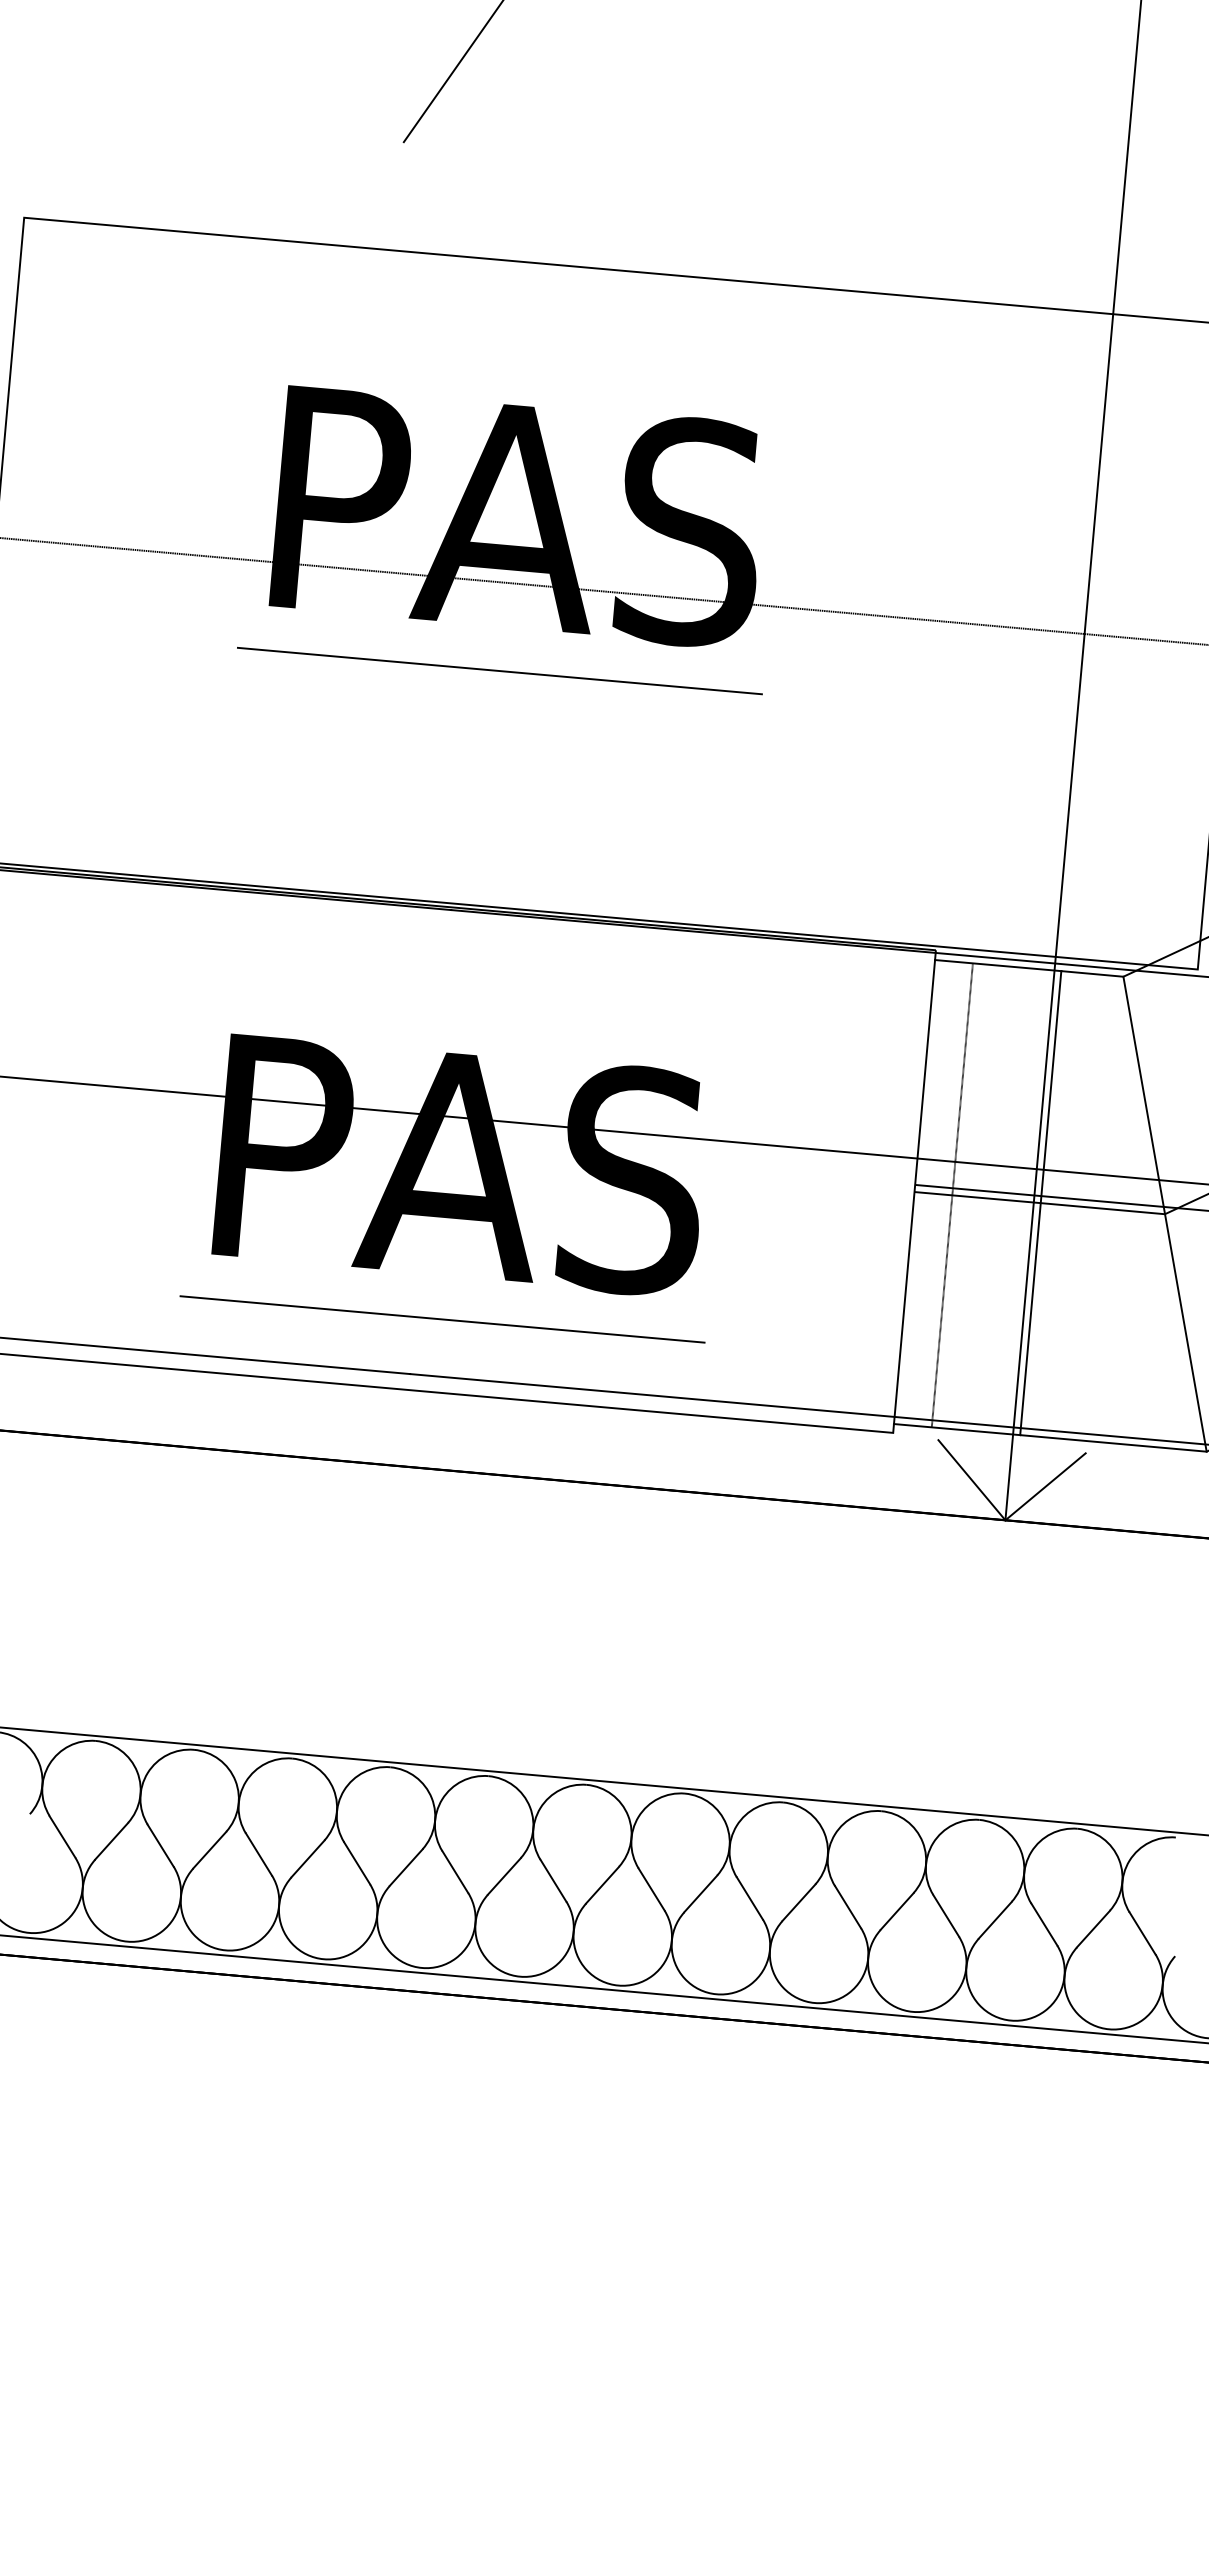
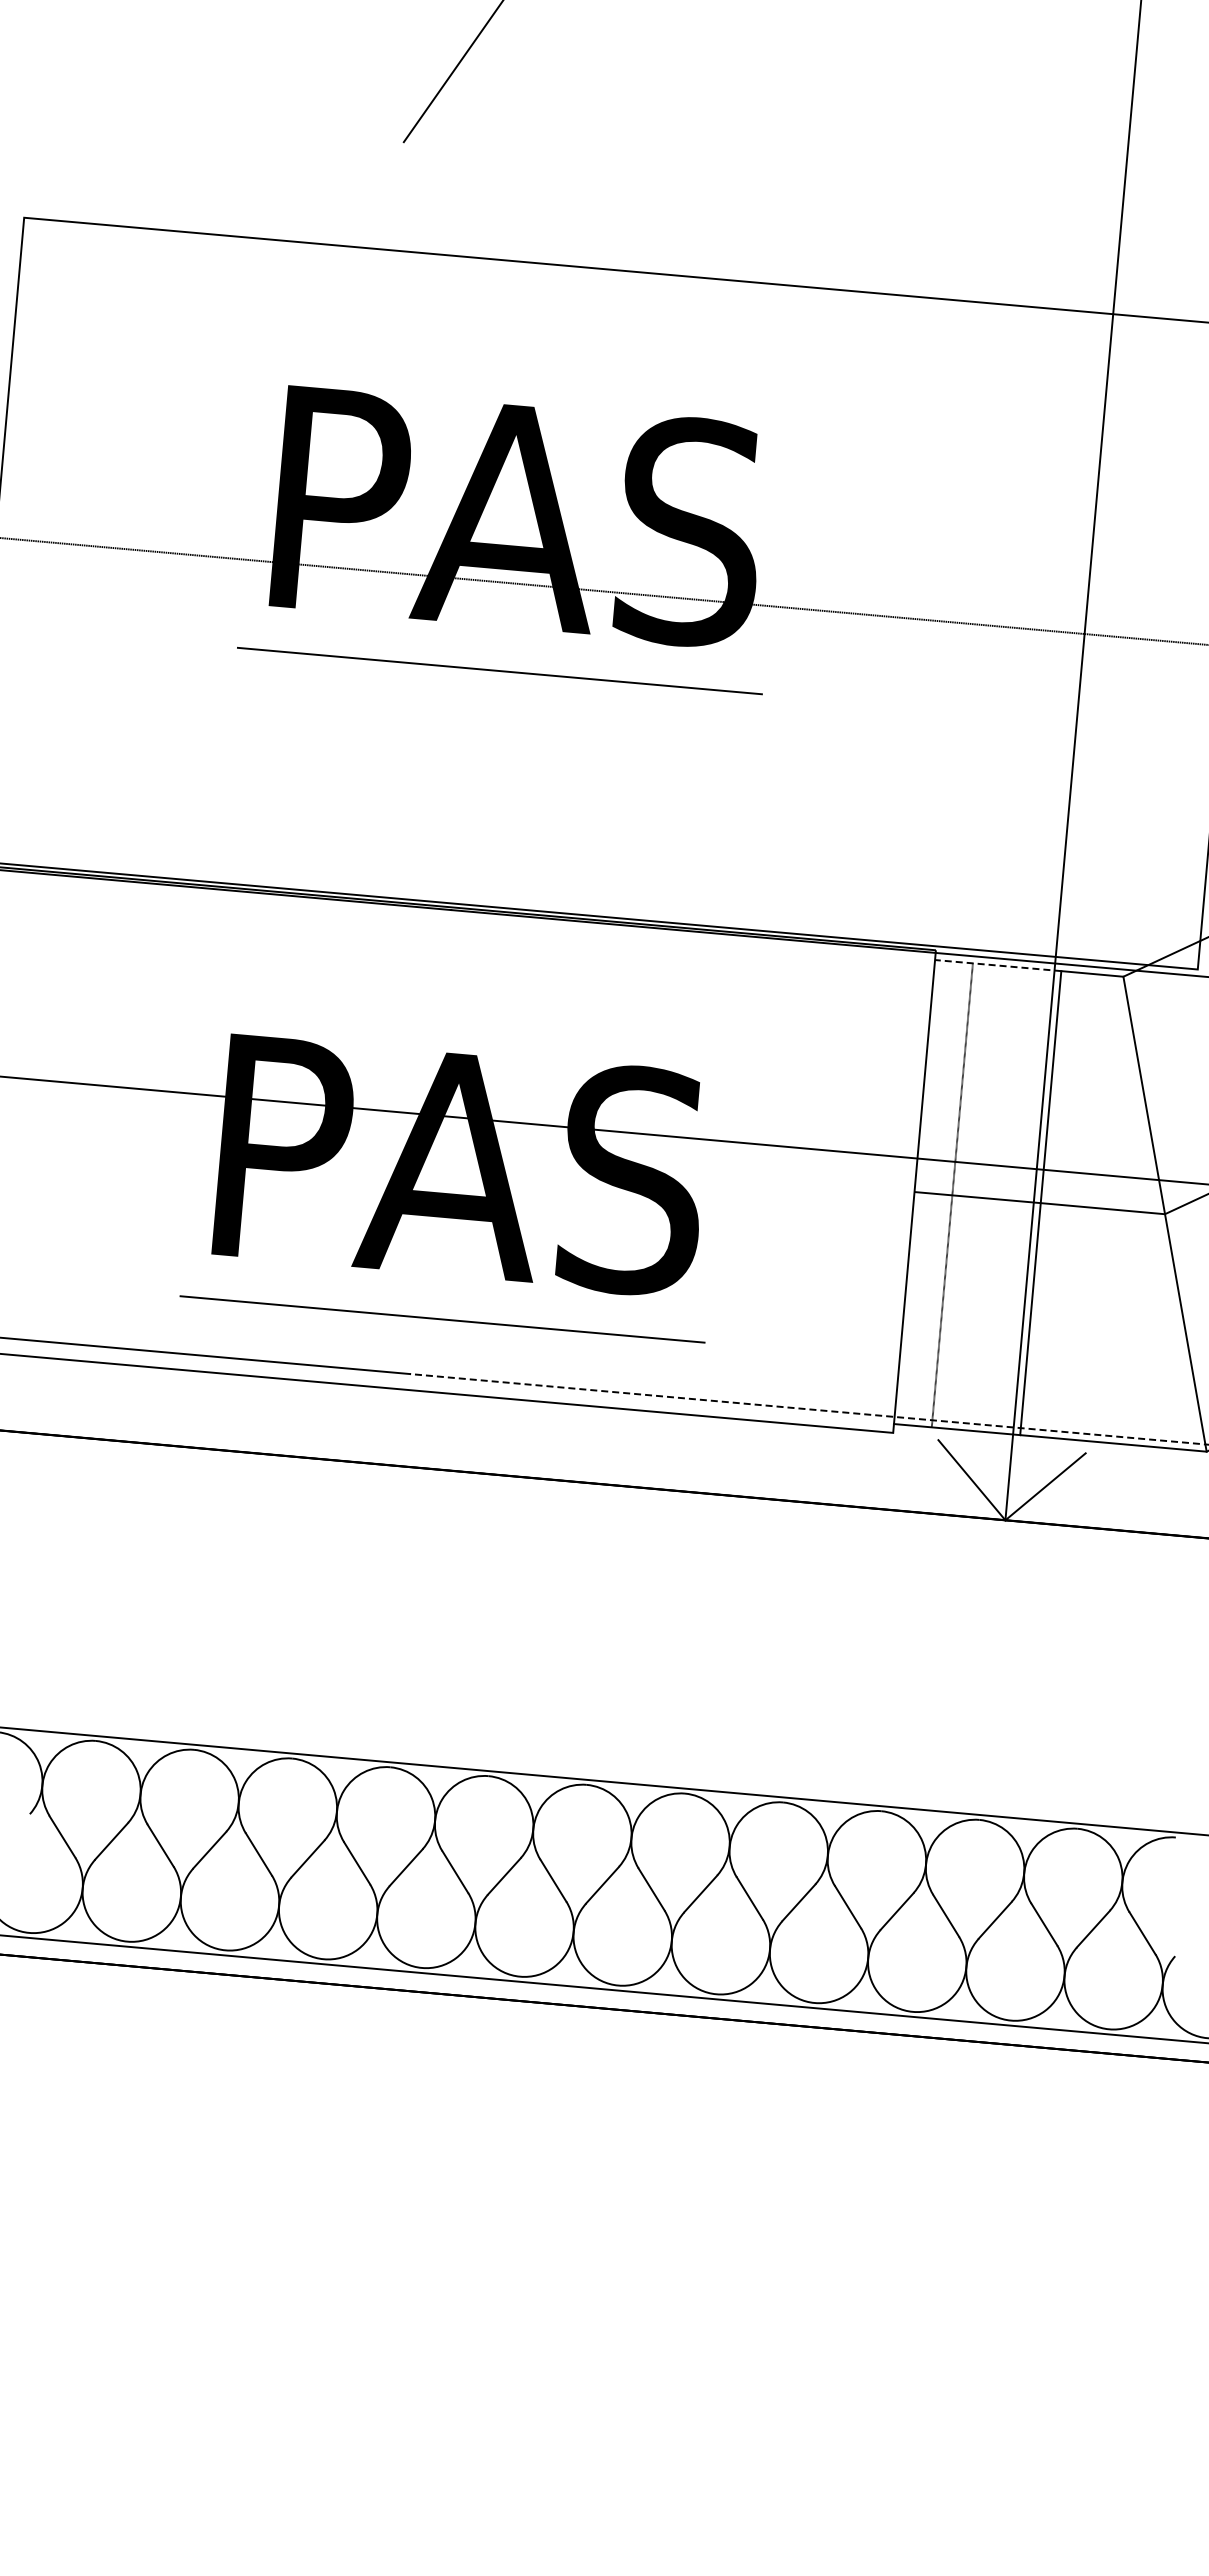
line: solid -> dashed (997, 965)
line: present -> none (1060, 1197)
line: solid -> dashed (809, 1409)
